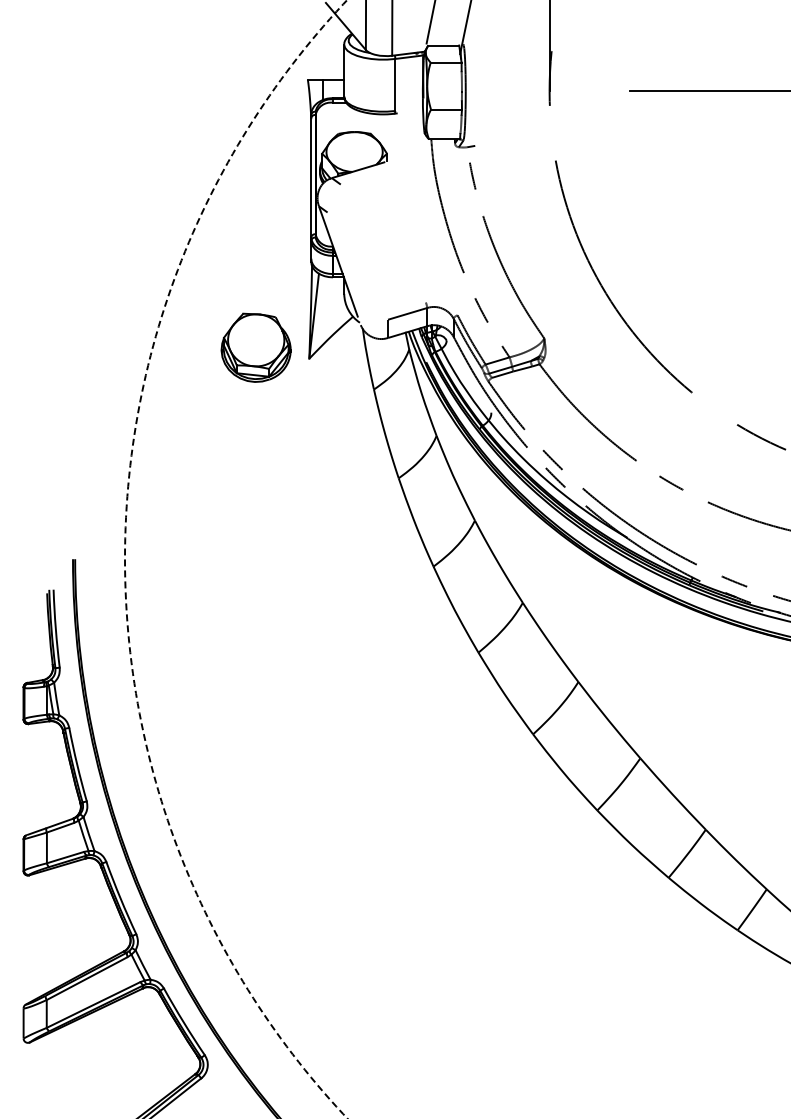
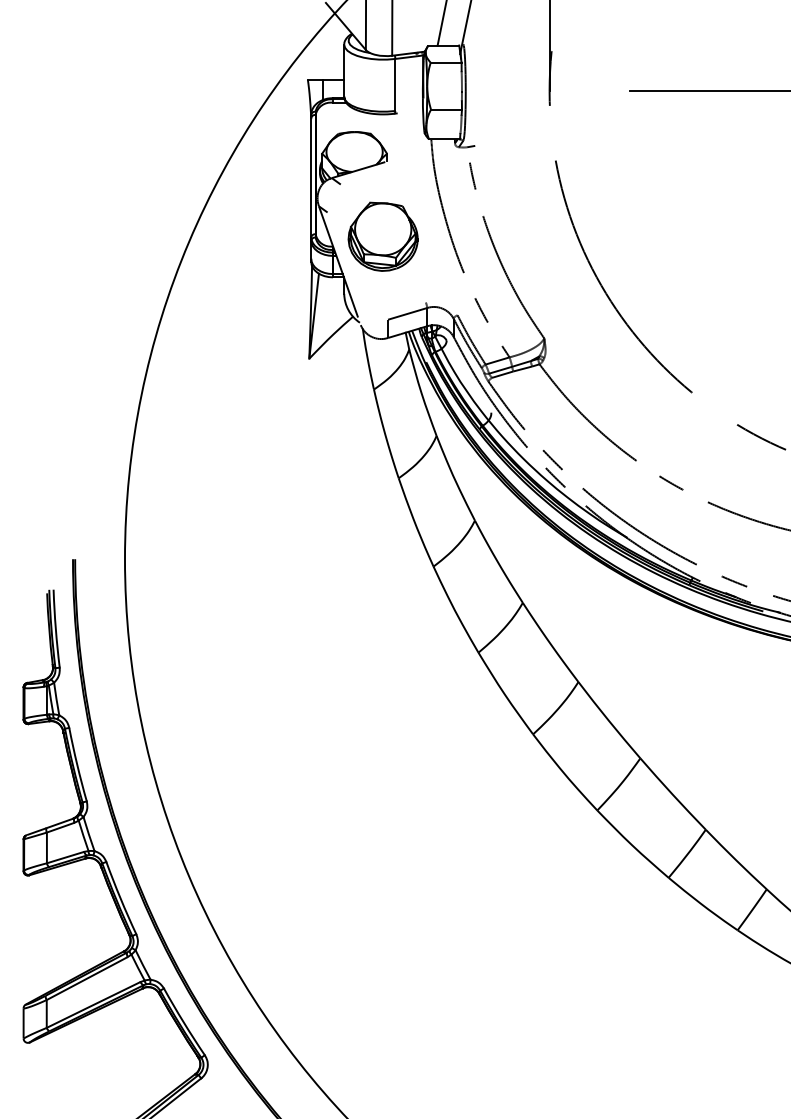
line position: (430, 22) -> (441, 23) (441, 23)
part position: (255, 347) -> (382, 236) (382, 236)
circle: dashed -> solid (236, 559)
